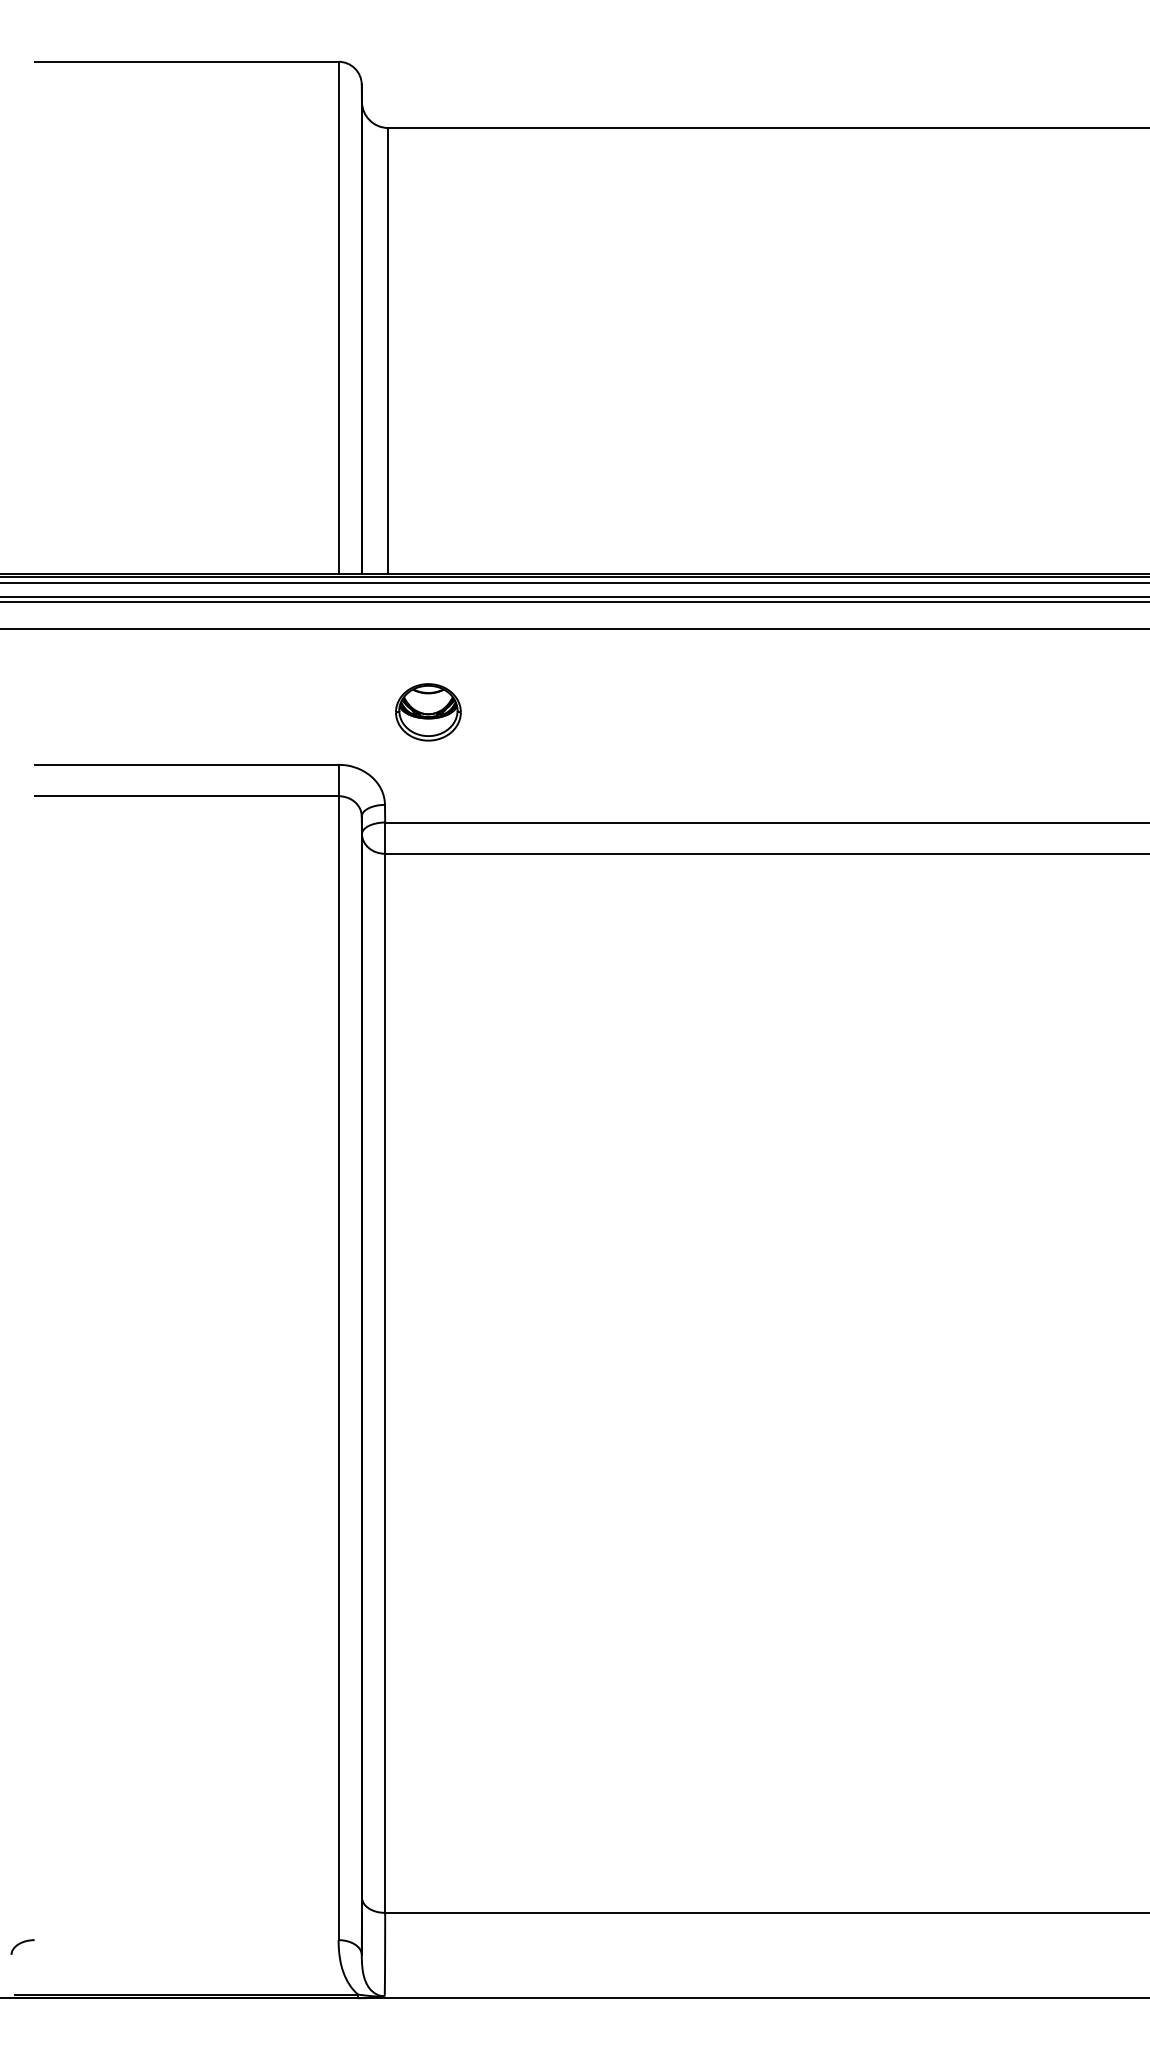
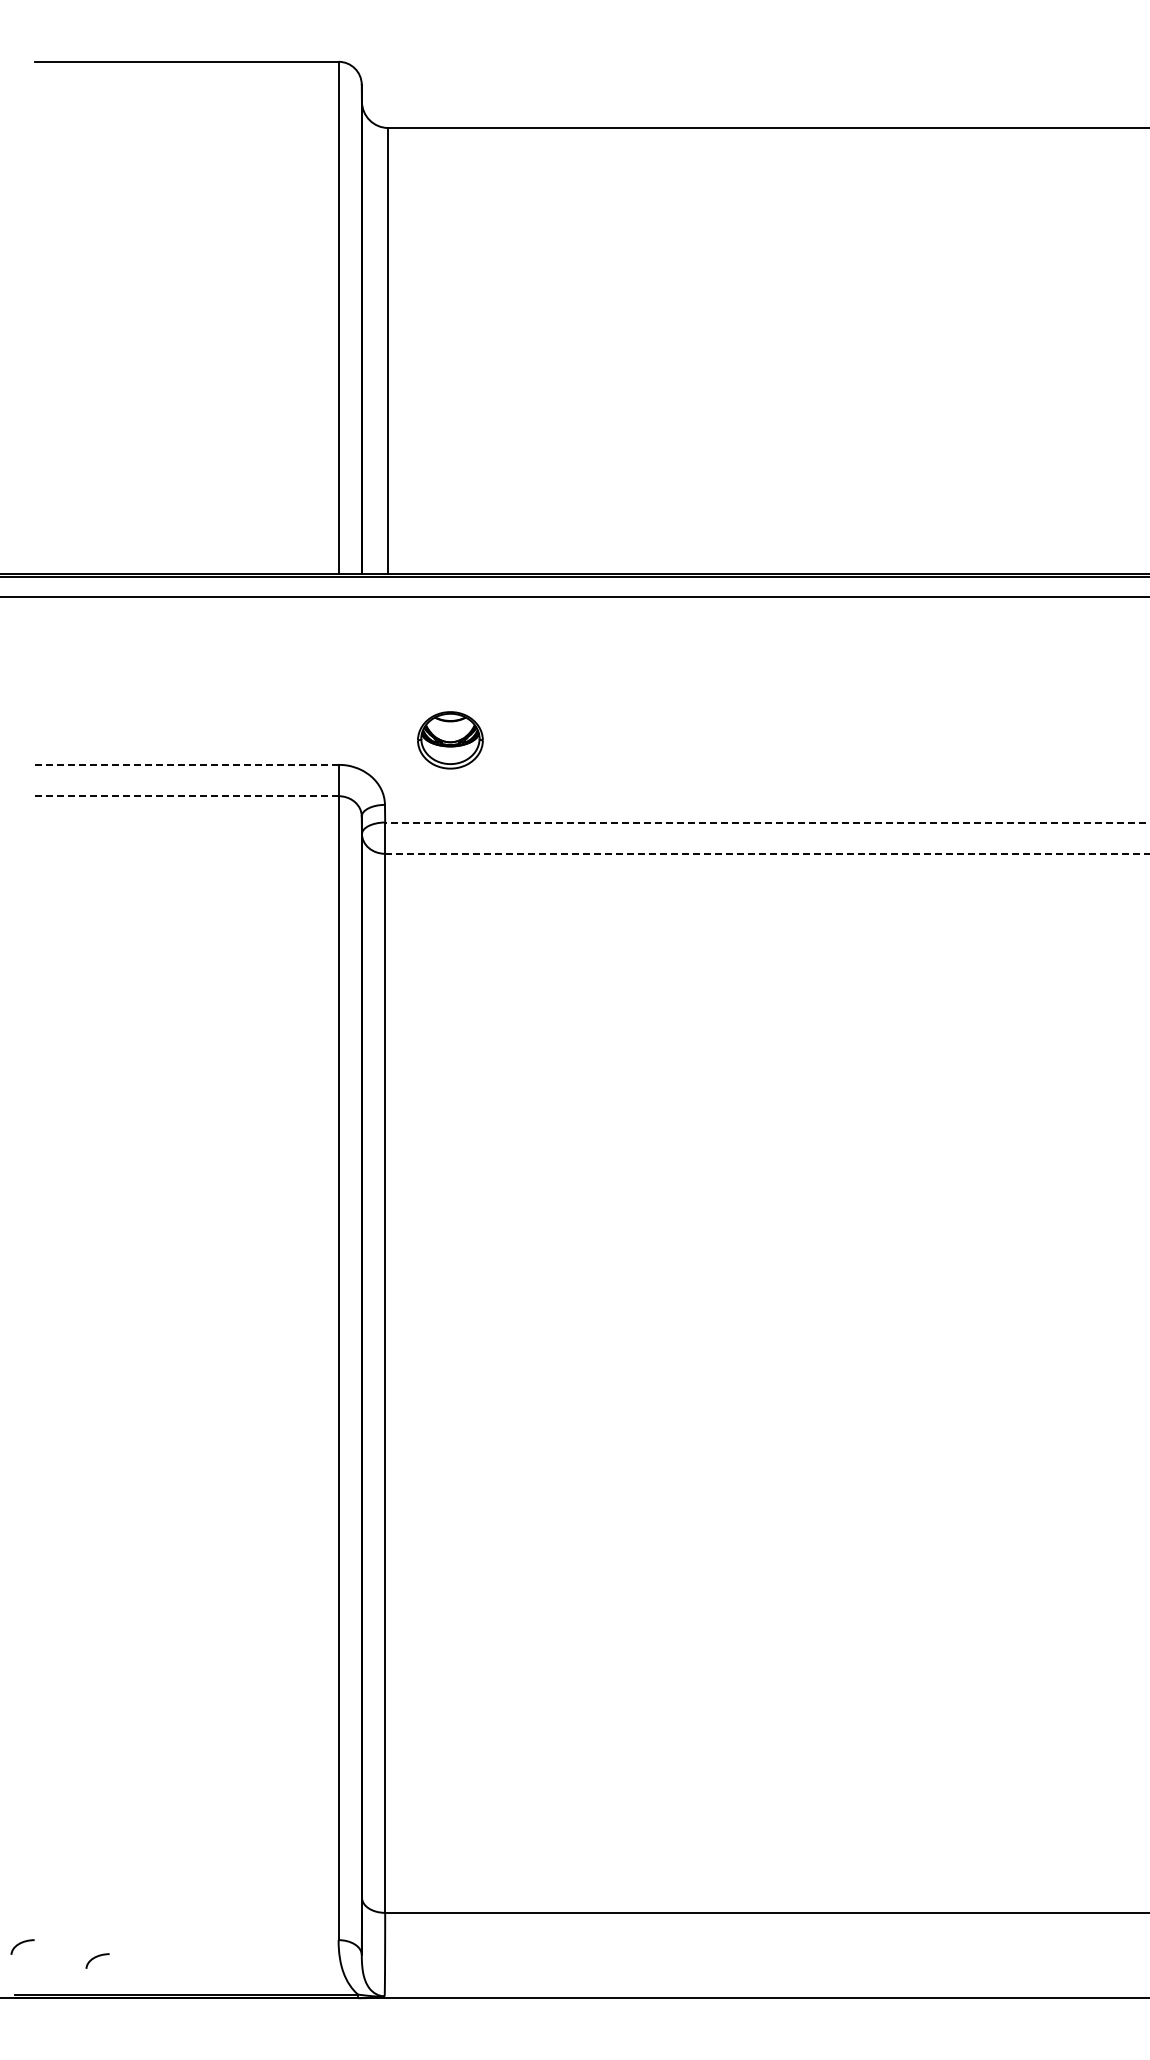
line: present -> none (574, 583)
line: present -> none (574, 601)
line: present -> none (574, 628)
part position: (428, 712) -> (450, 740) (450, 740)
line: solid -> dashed (186, 764)
line: solid -> dashed (186, 796)
line: solid -> dashed (766, 822)
line: solid -> dashed (767, 853)
curve: none -> present (95, 1958)
